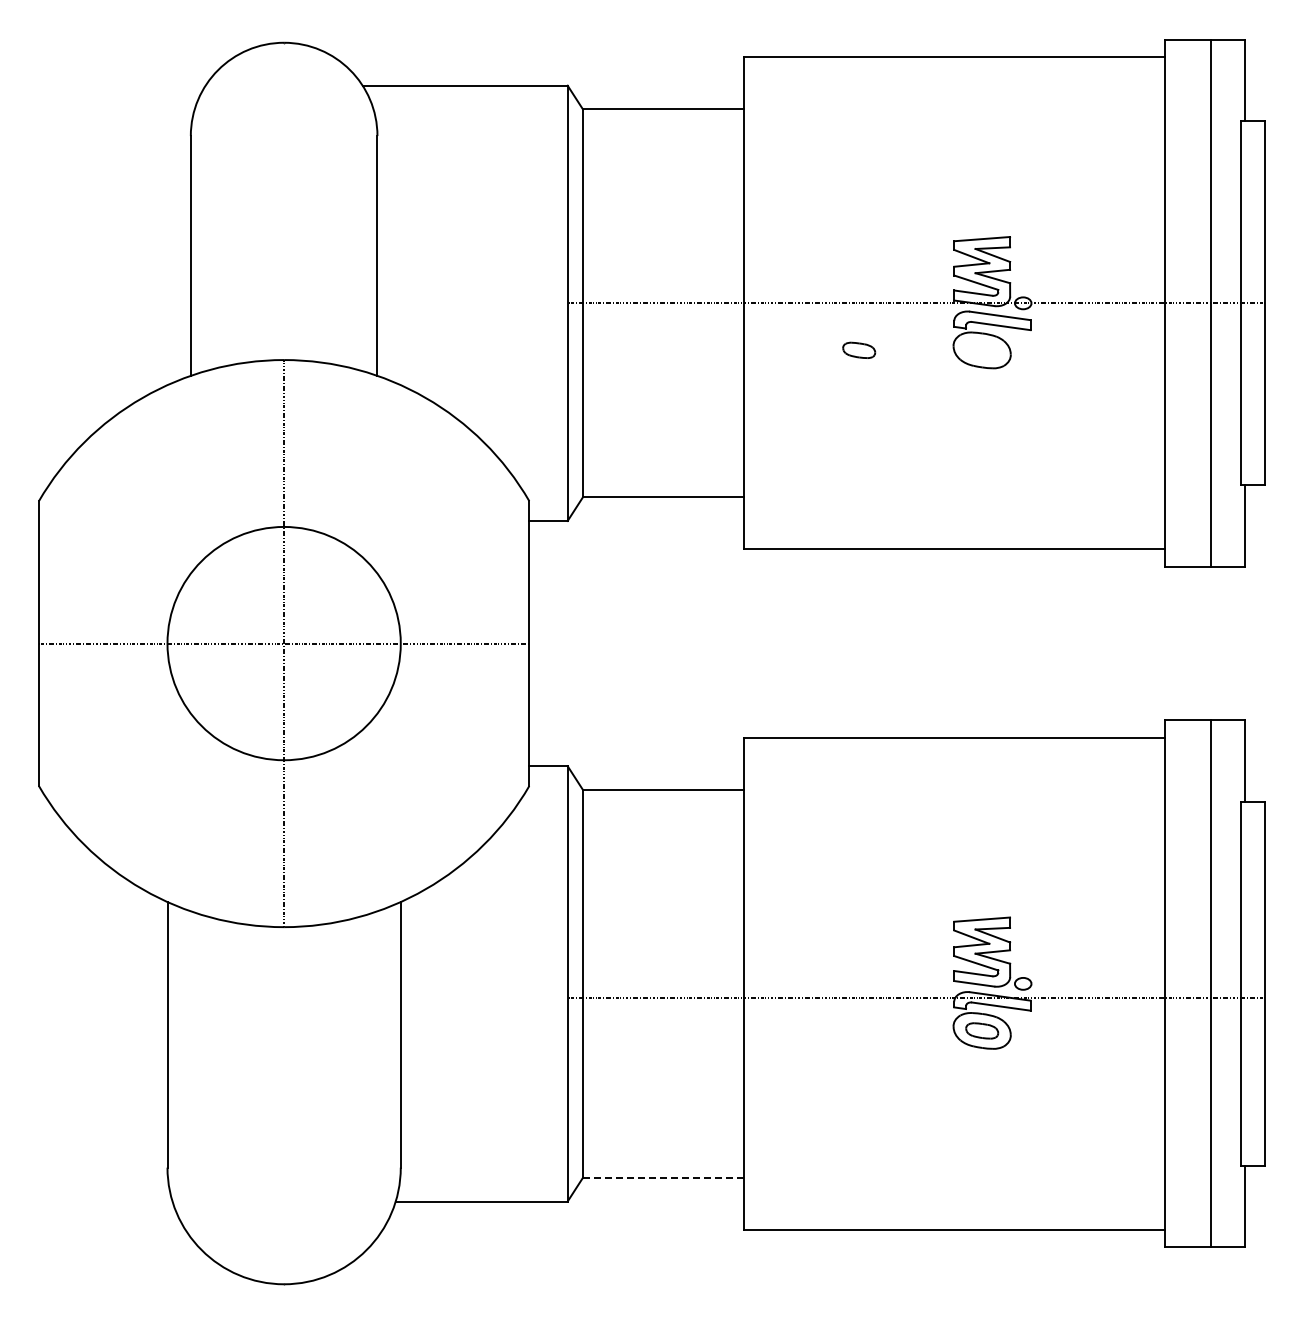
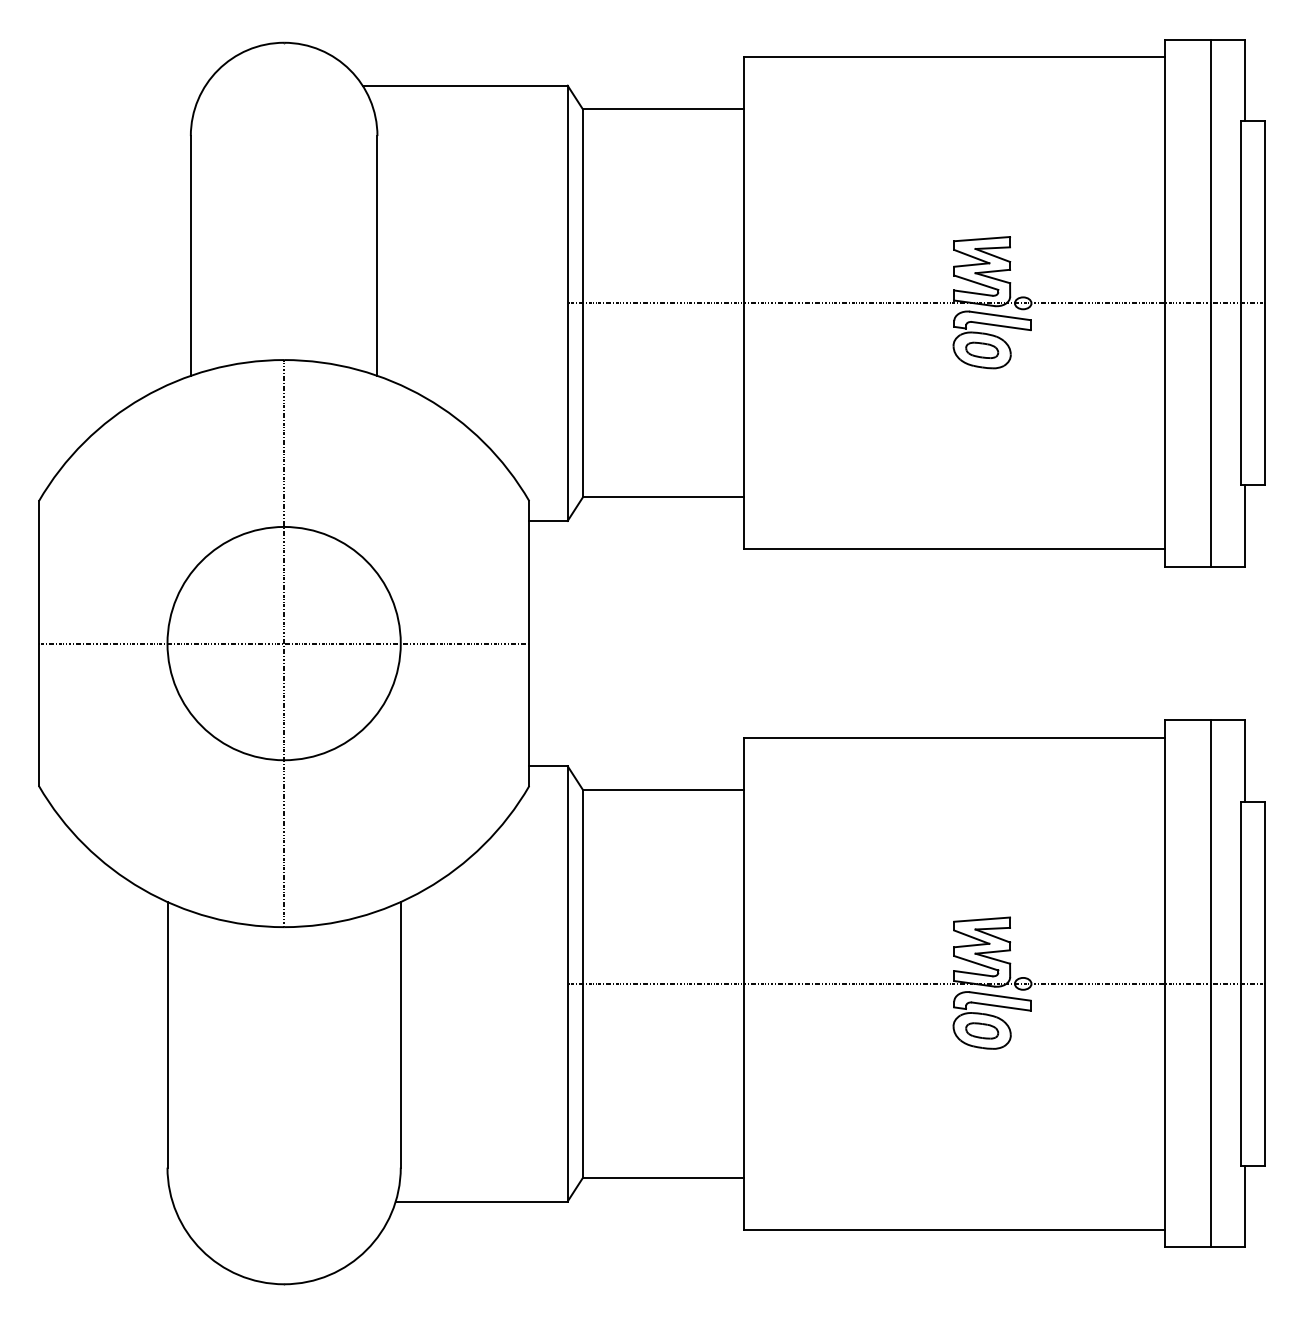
part position: (859, 349) -> (982, 349) (982, 349)
line position: (916, 997) -> (916, 983) (916, 983)
line: dashed -> solid (663, 1177)
